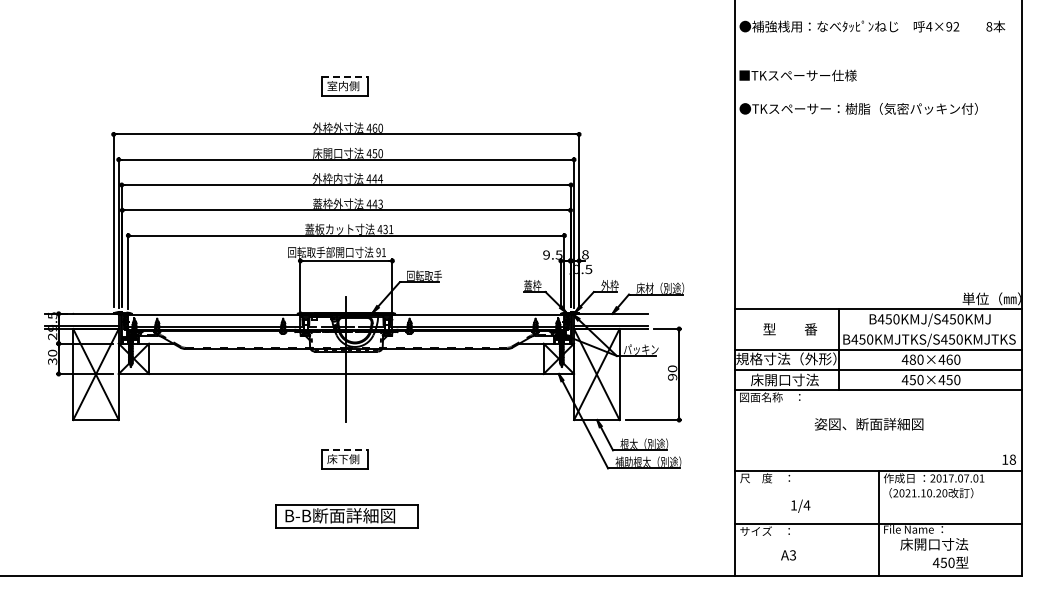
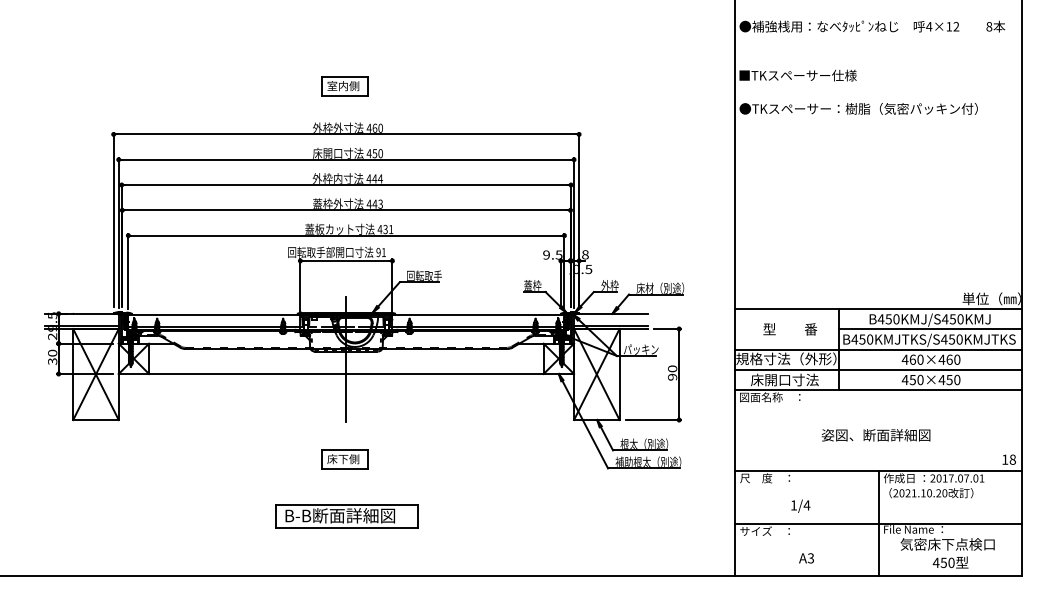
text: 4×92 -> 4×12 (949, 26)
line: dashed -> solid (345, 76)
line: none -> present (930, 329)
text: 480×460 -> 460×460 (912, 359)
text position: (868, 424) -> (875, 435) (875, 435)
line: dashed -> solid (345, 450)
text: 床開口寸法 -> 気密床下点検口 (947, 544)
text position: (788, 555) -> (806, 558) (806, 558)
